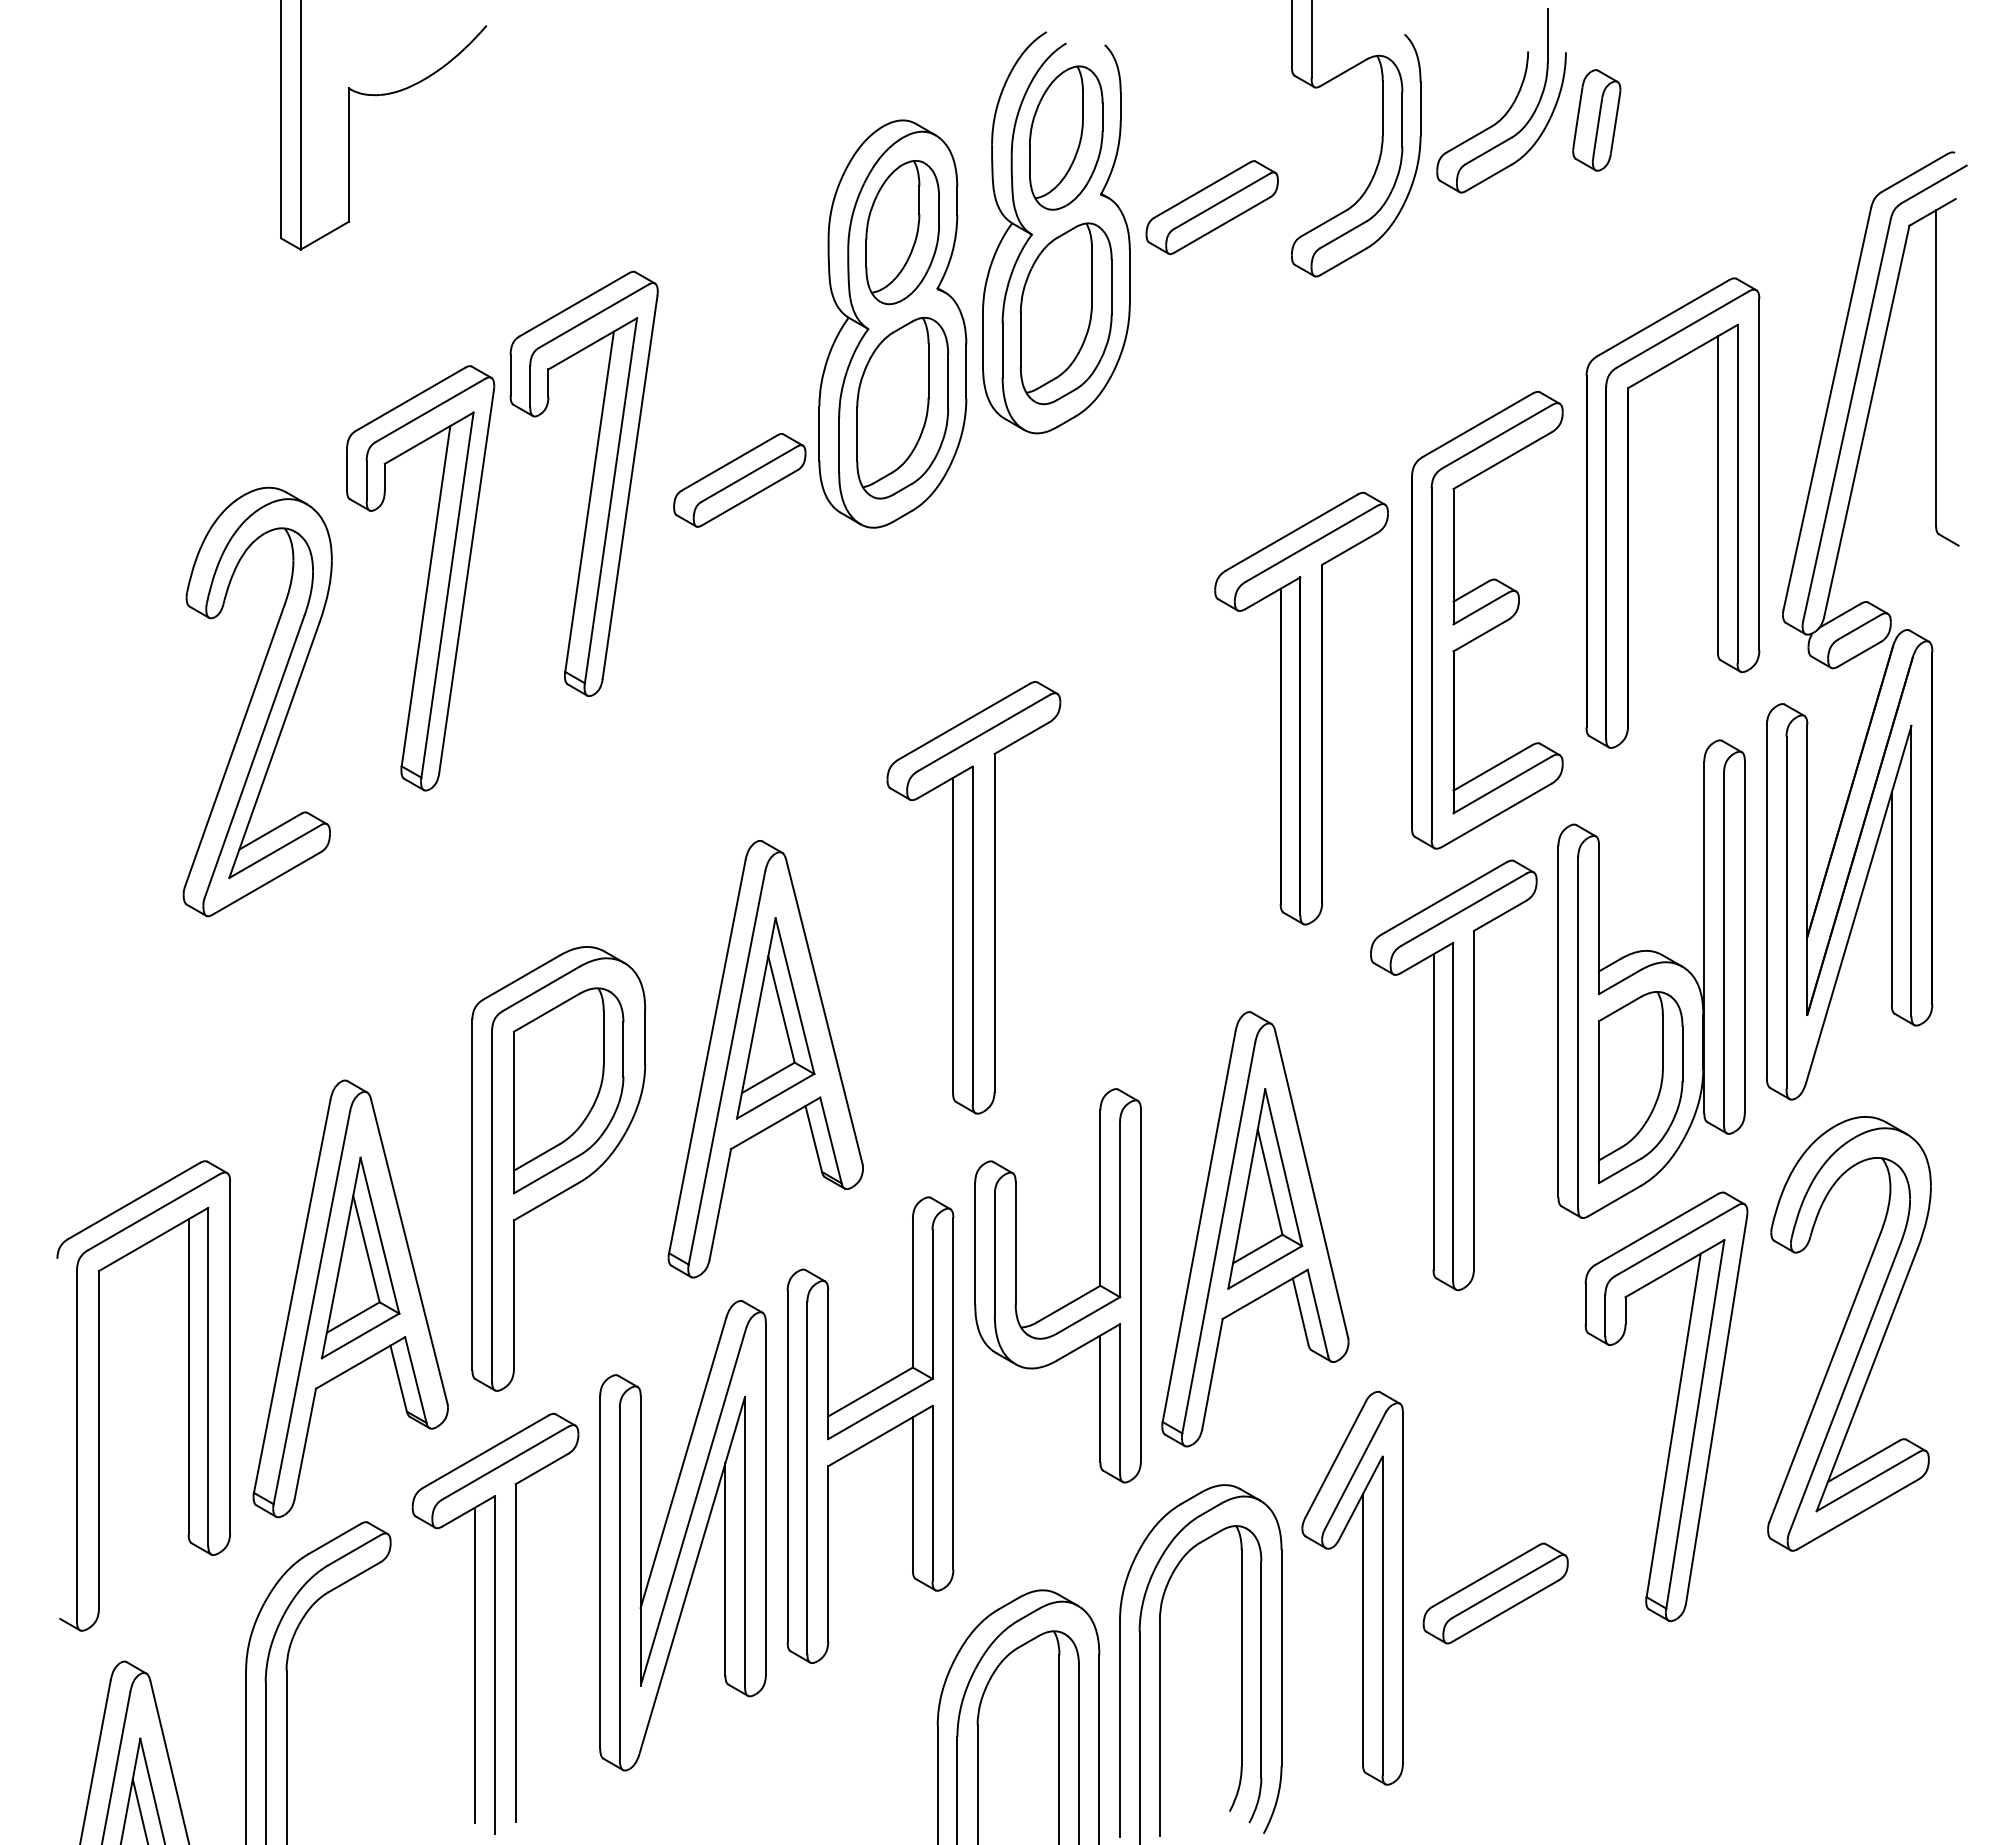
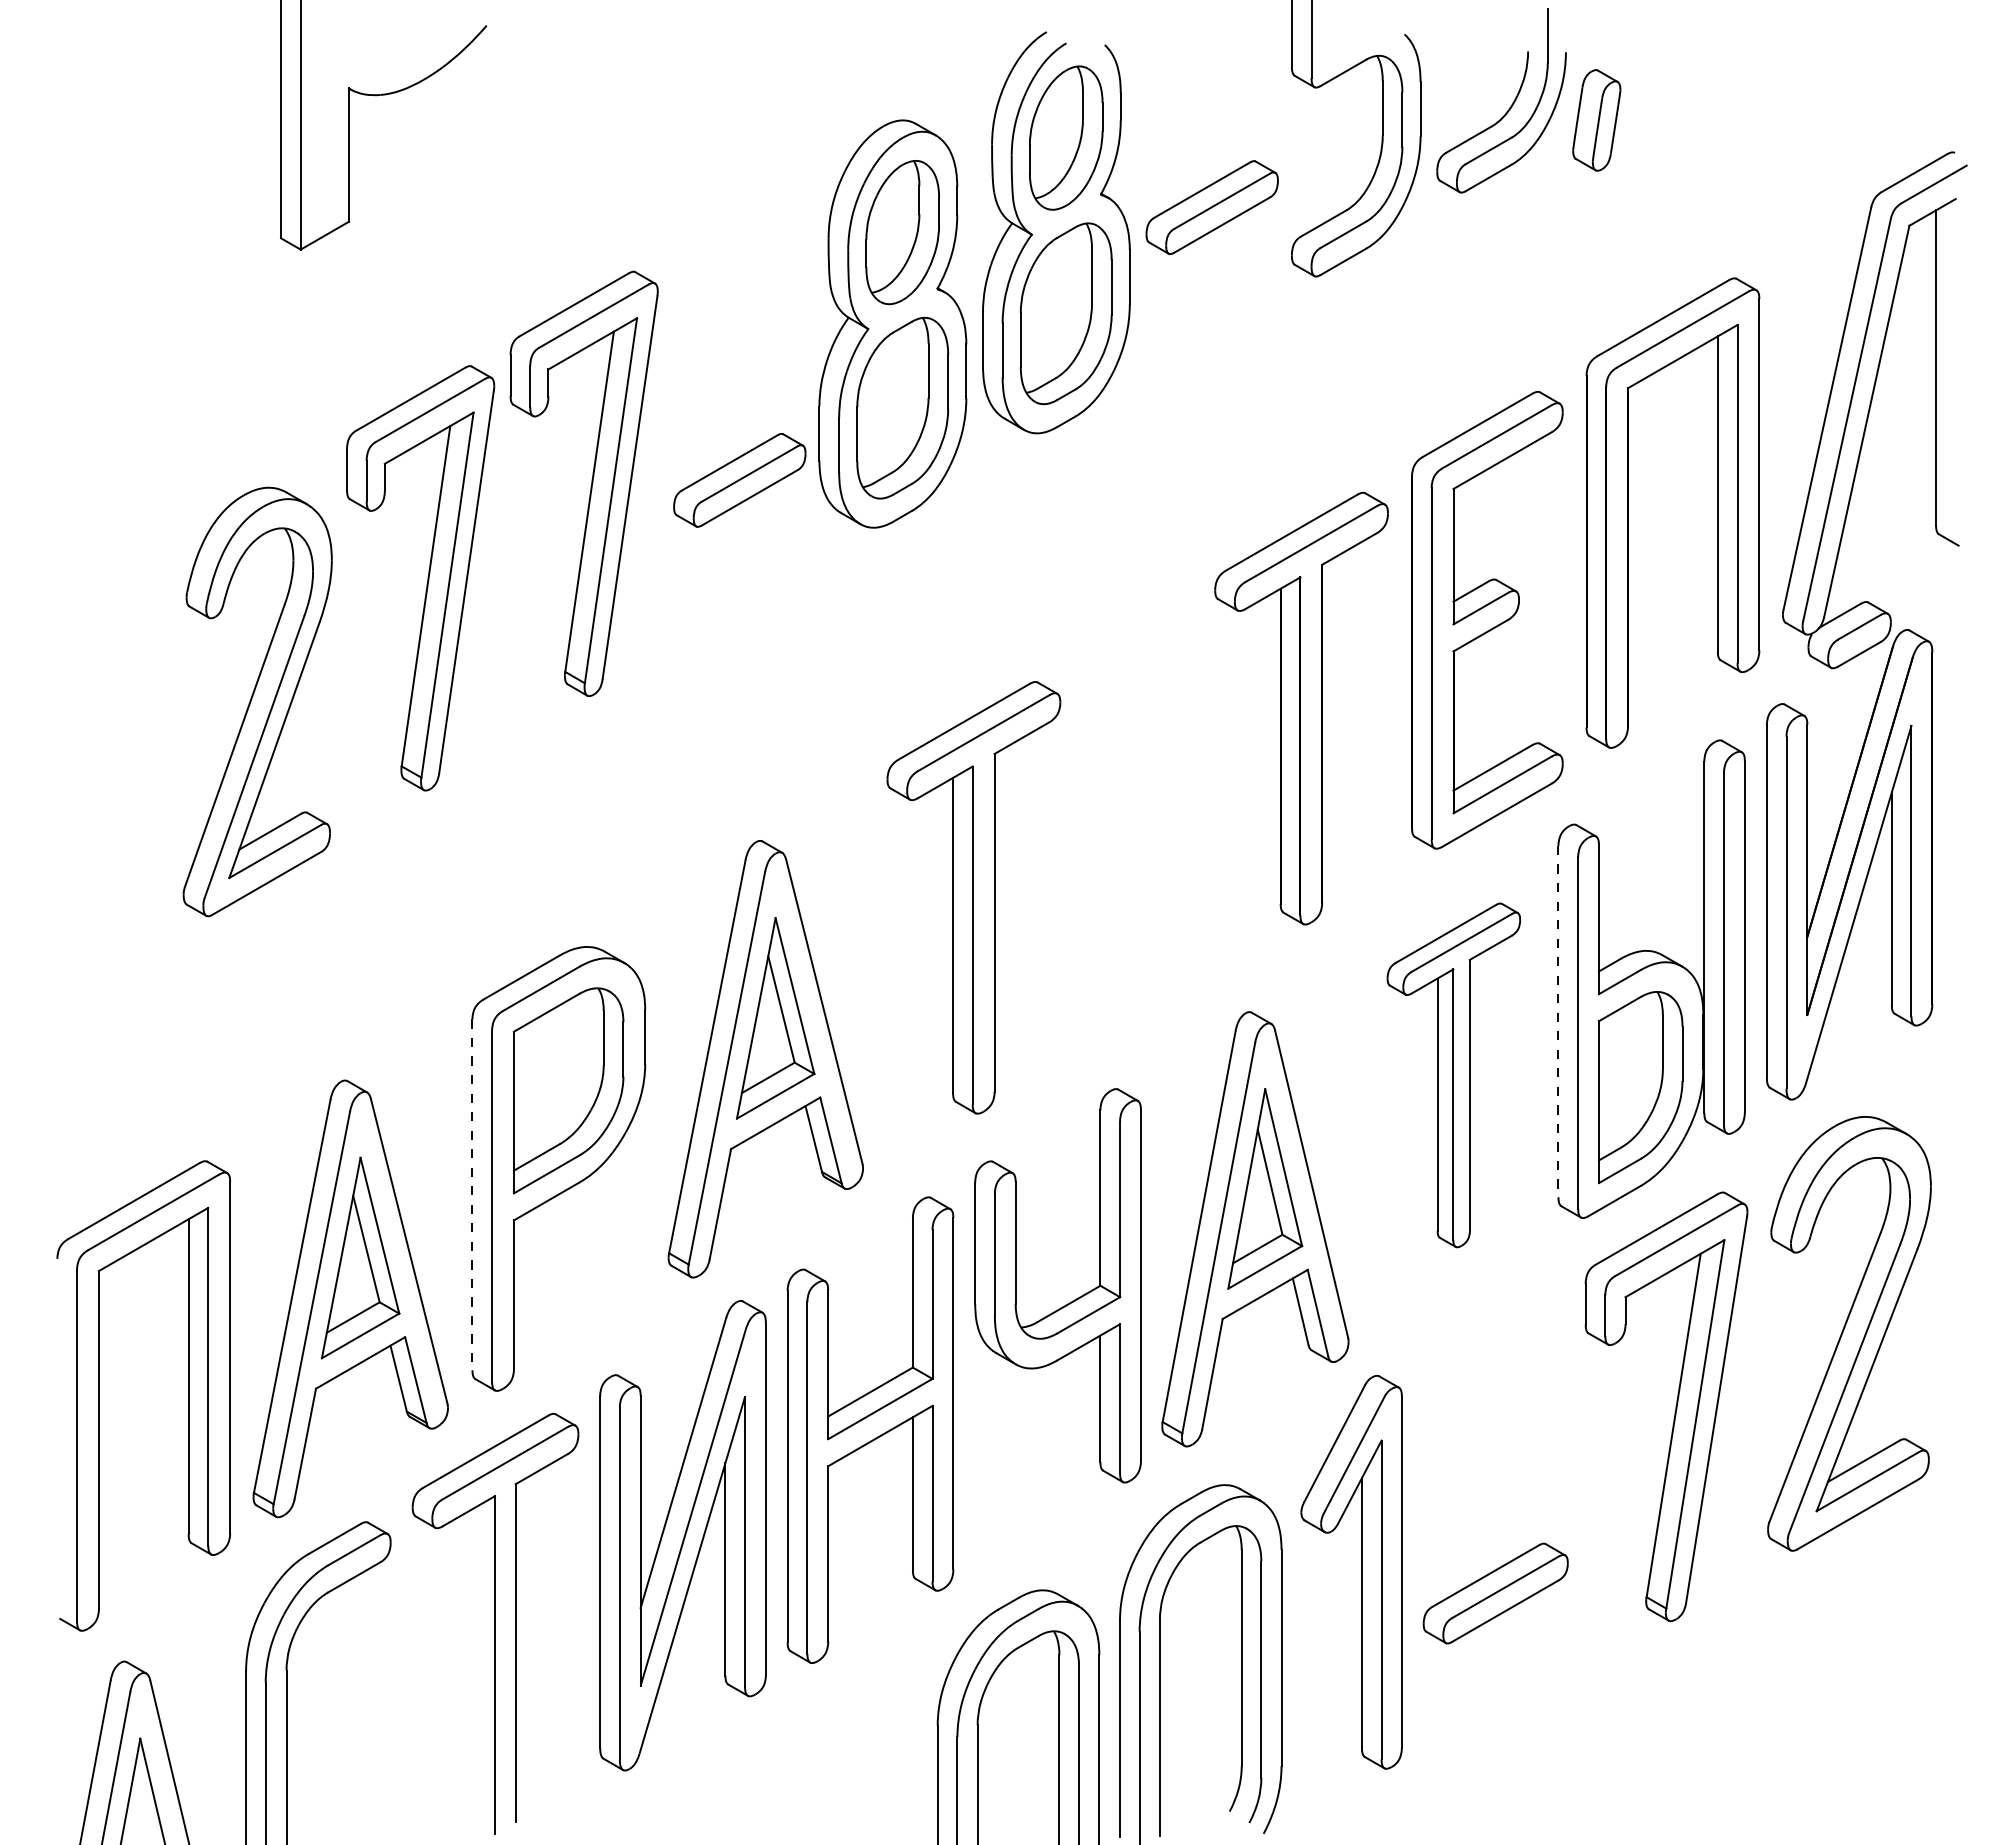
line: solid -> dashed (1558, 1021)
part size: 168x433 px -> 136x347 px (1453, 1075)
line: solid -> dashed (472, 1195)
part position: (1362, 1587) -> (1361, 1571) (1361, 1571)
line: present -> none (475, 1664)
line: present -> none (139, 1810)
